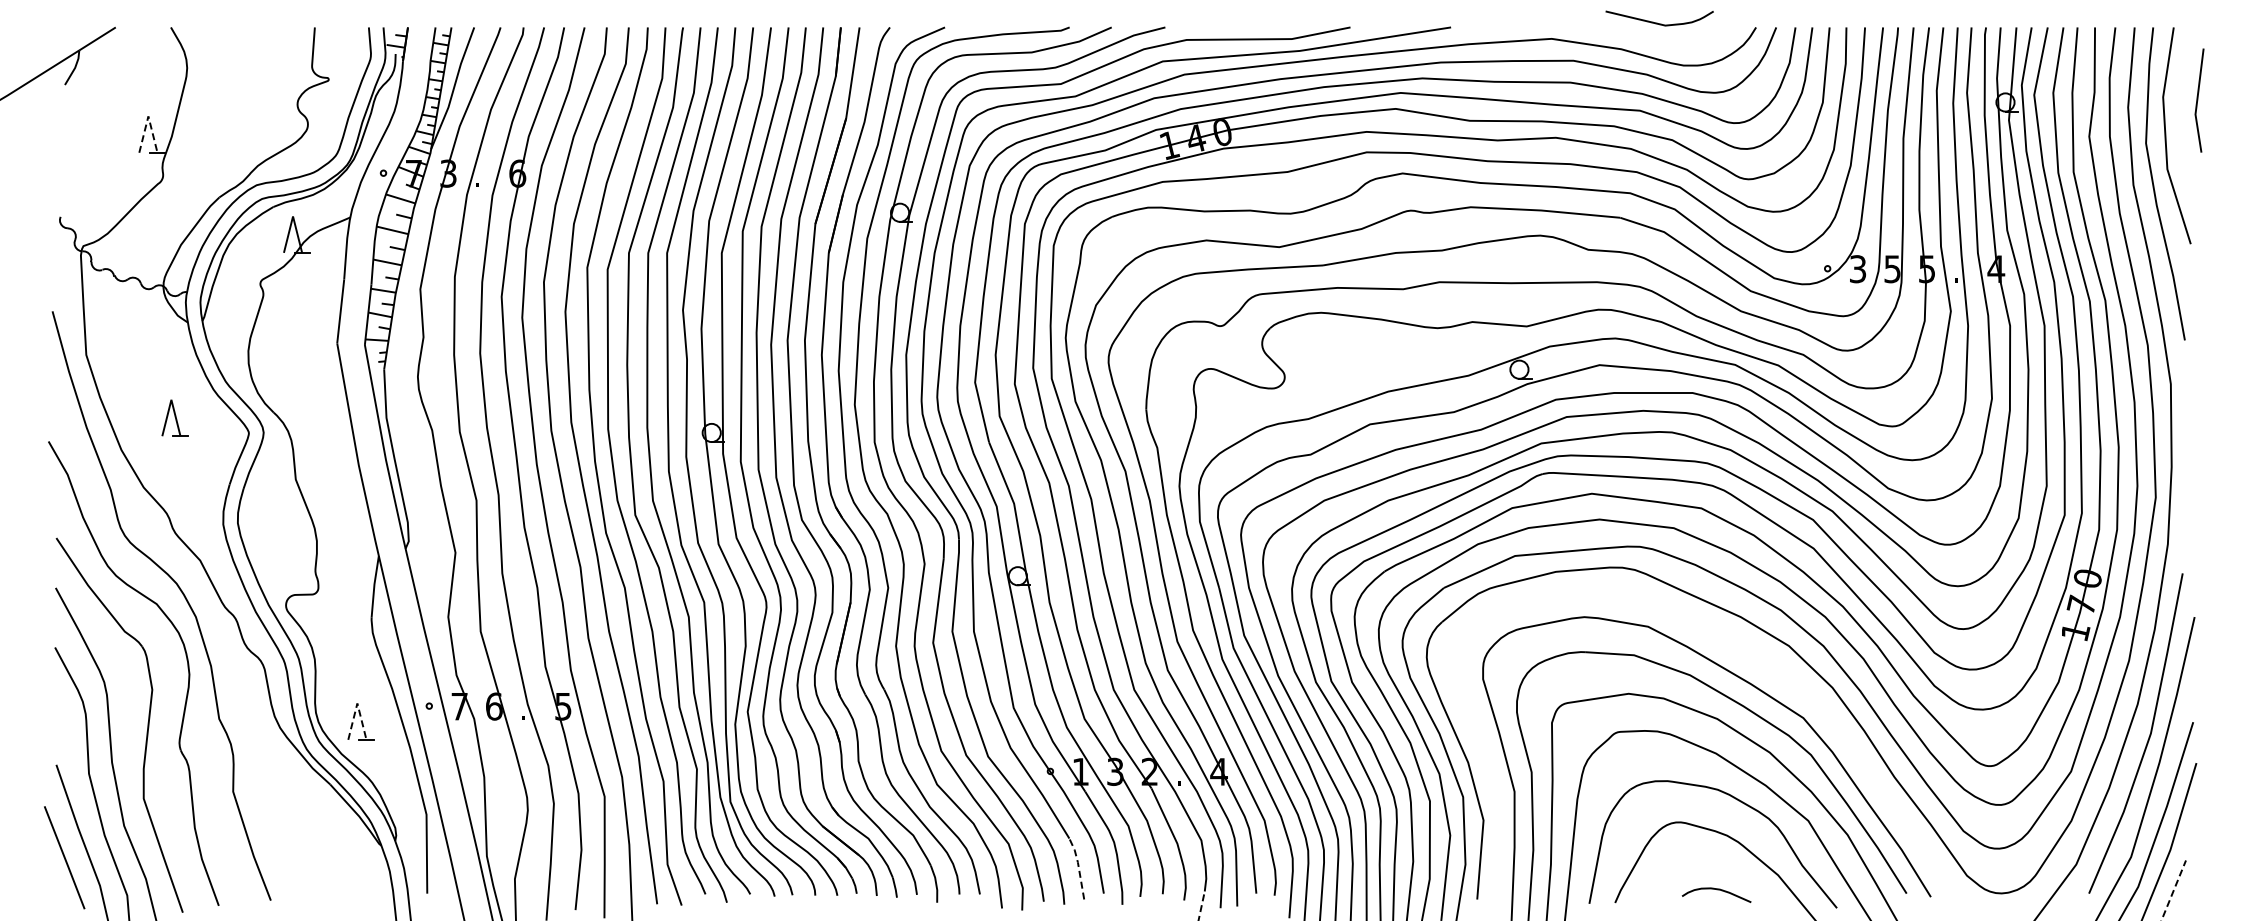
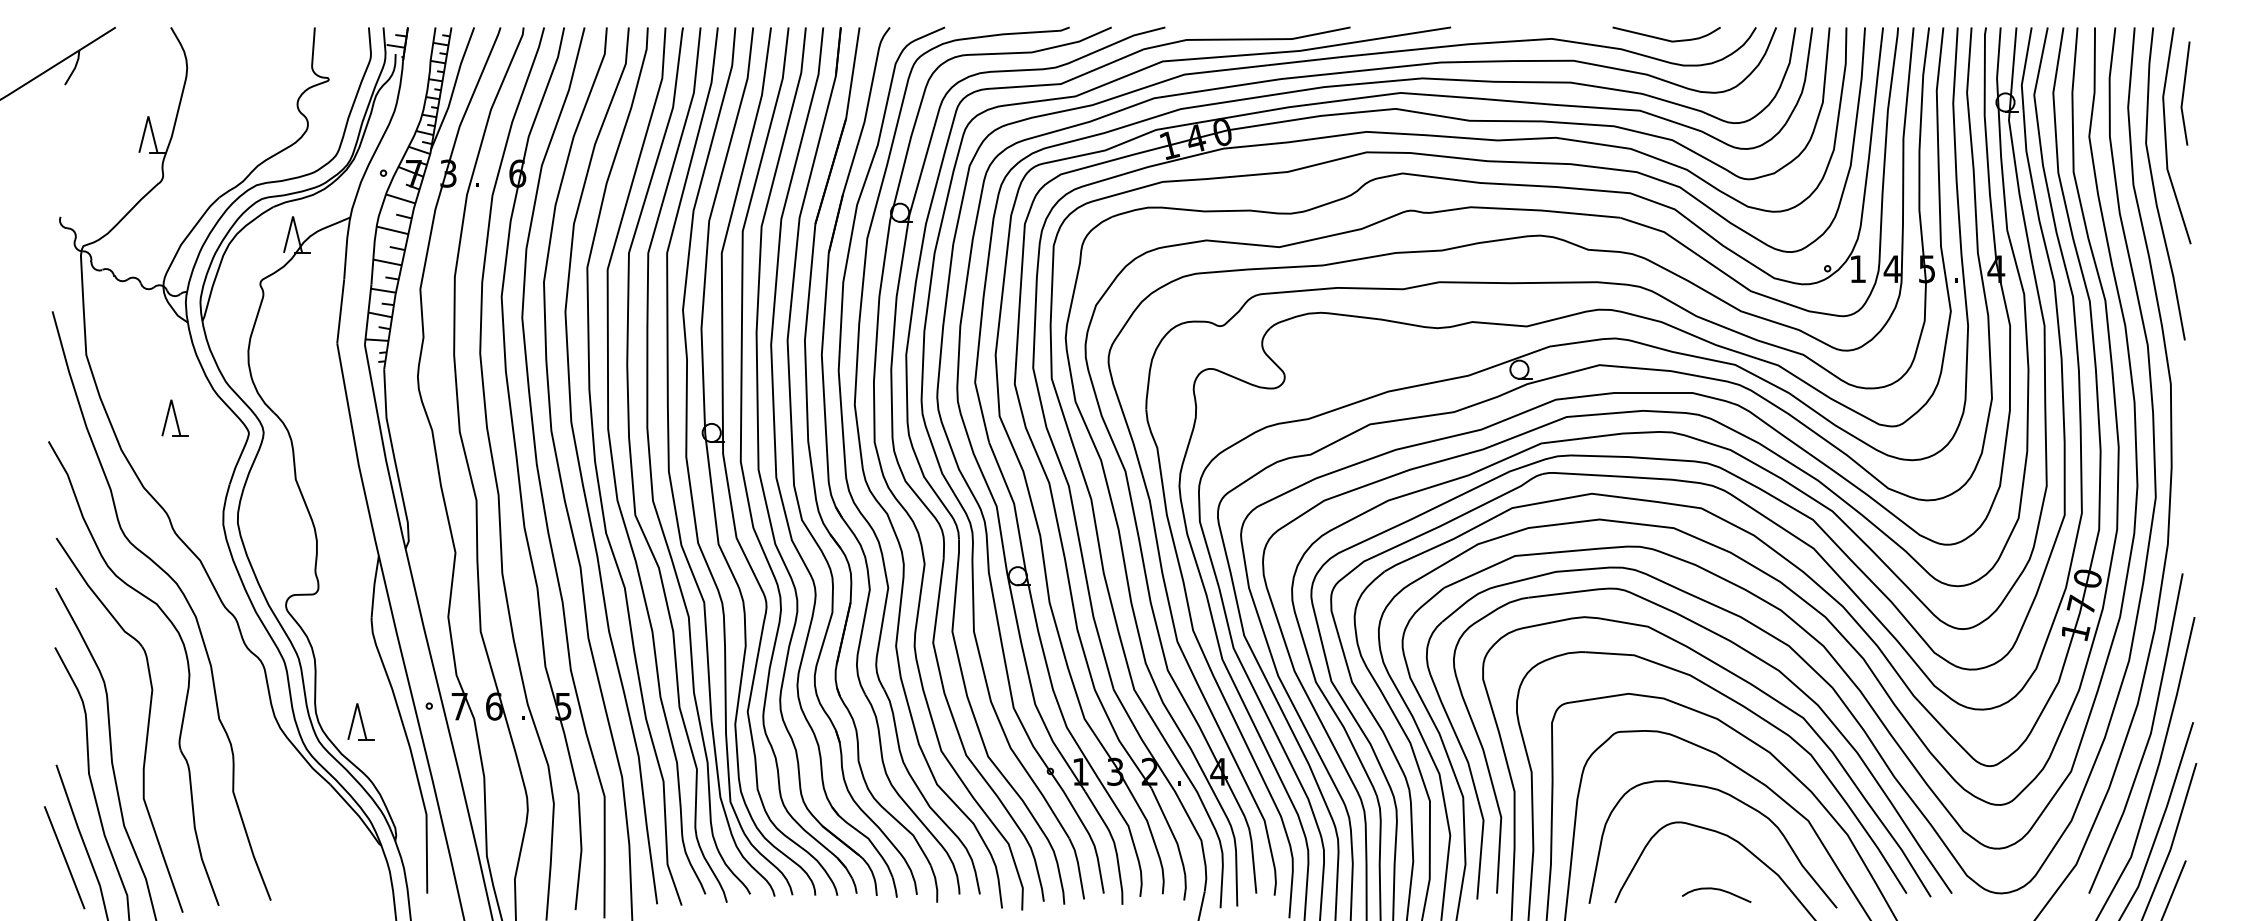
curve position: (1657, 22) -> (1664, 38) (1664, 38)
line position: (2198, 100) -> (2184, 93) (2184, 93)
line: dashed -> solid (148, 116)
text: 3 -> 1 (1858, 269)
text: 5 -> 4 (1891, 269)
part: none -> present (1751, 655)
line: dashed -> solid (357, 703)
line: dashed -> solid (1078, 867)
line: dashed -> solid (2173, 890)
line: dashed -> solid (1201, 905)
